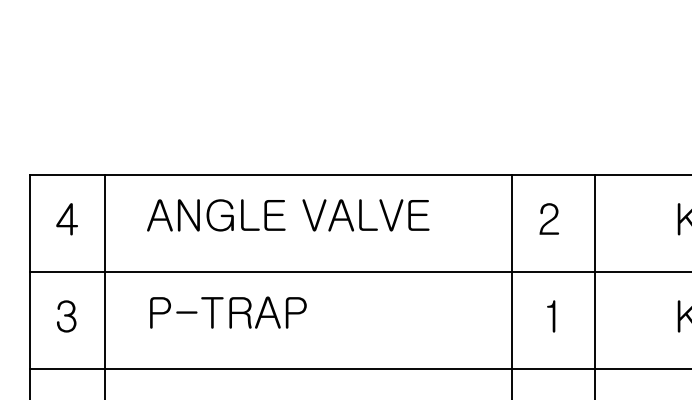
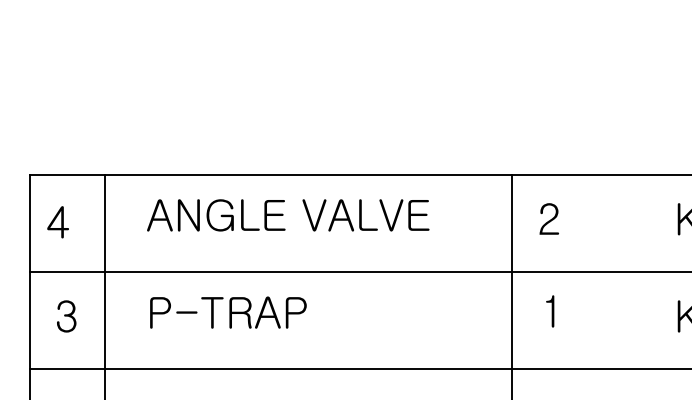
text position: (66, 219) -> (57, 222) (57, 222)
line: present -> none (594, 285)
text position: (551, 316) -> (550, 311) (550, 311)
